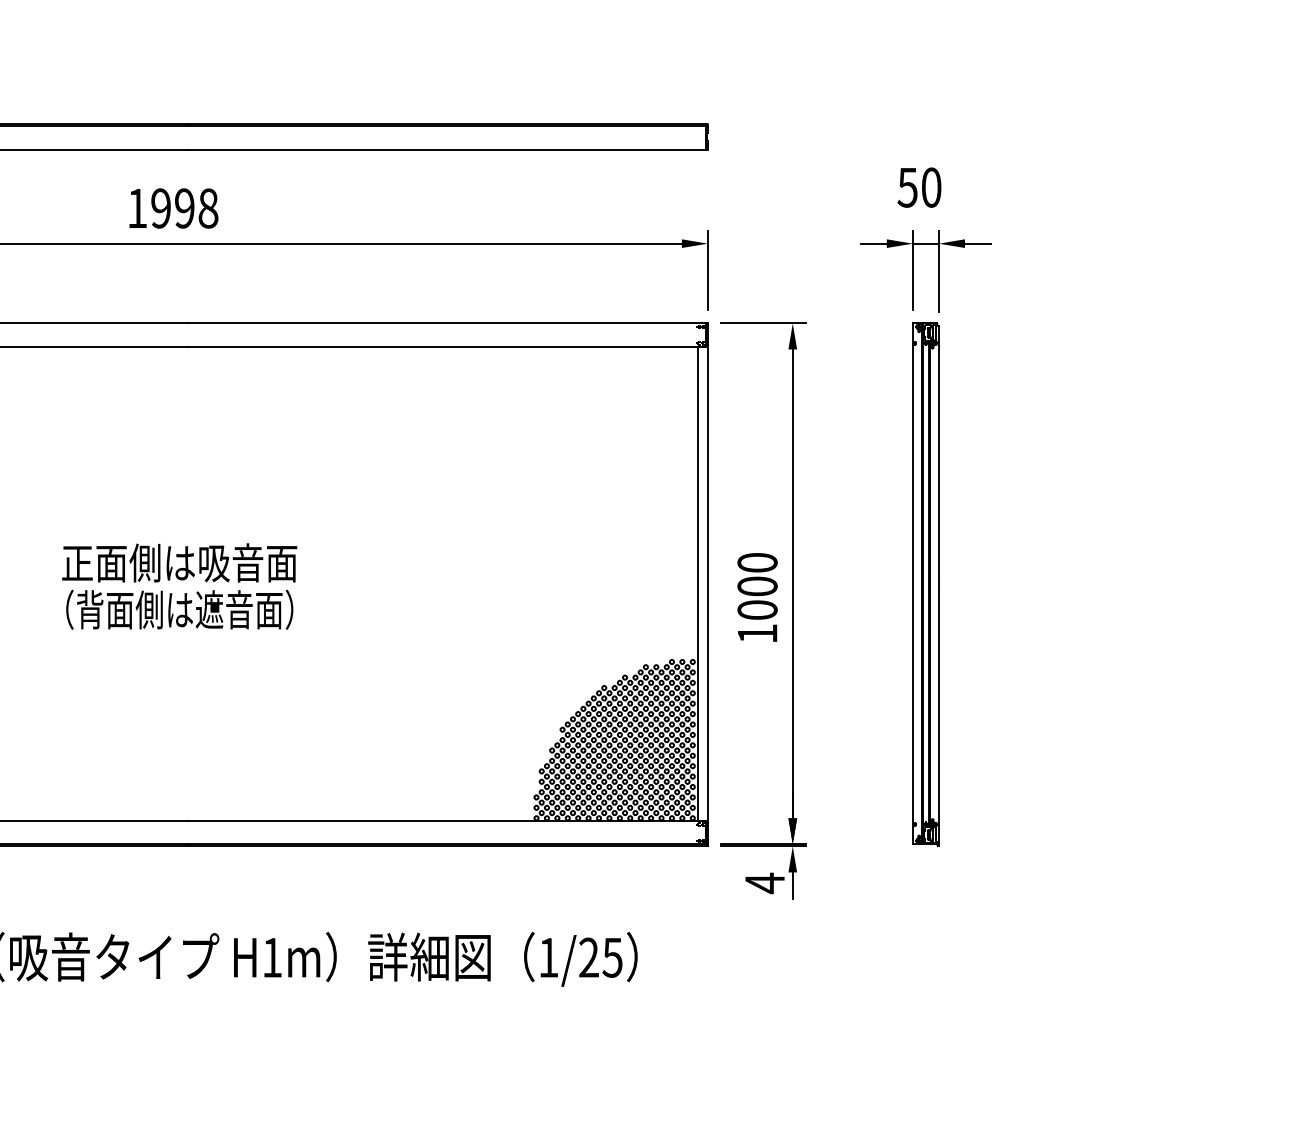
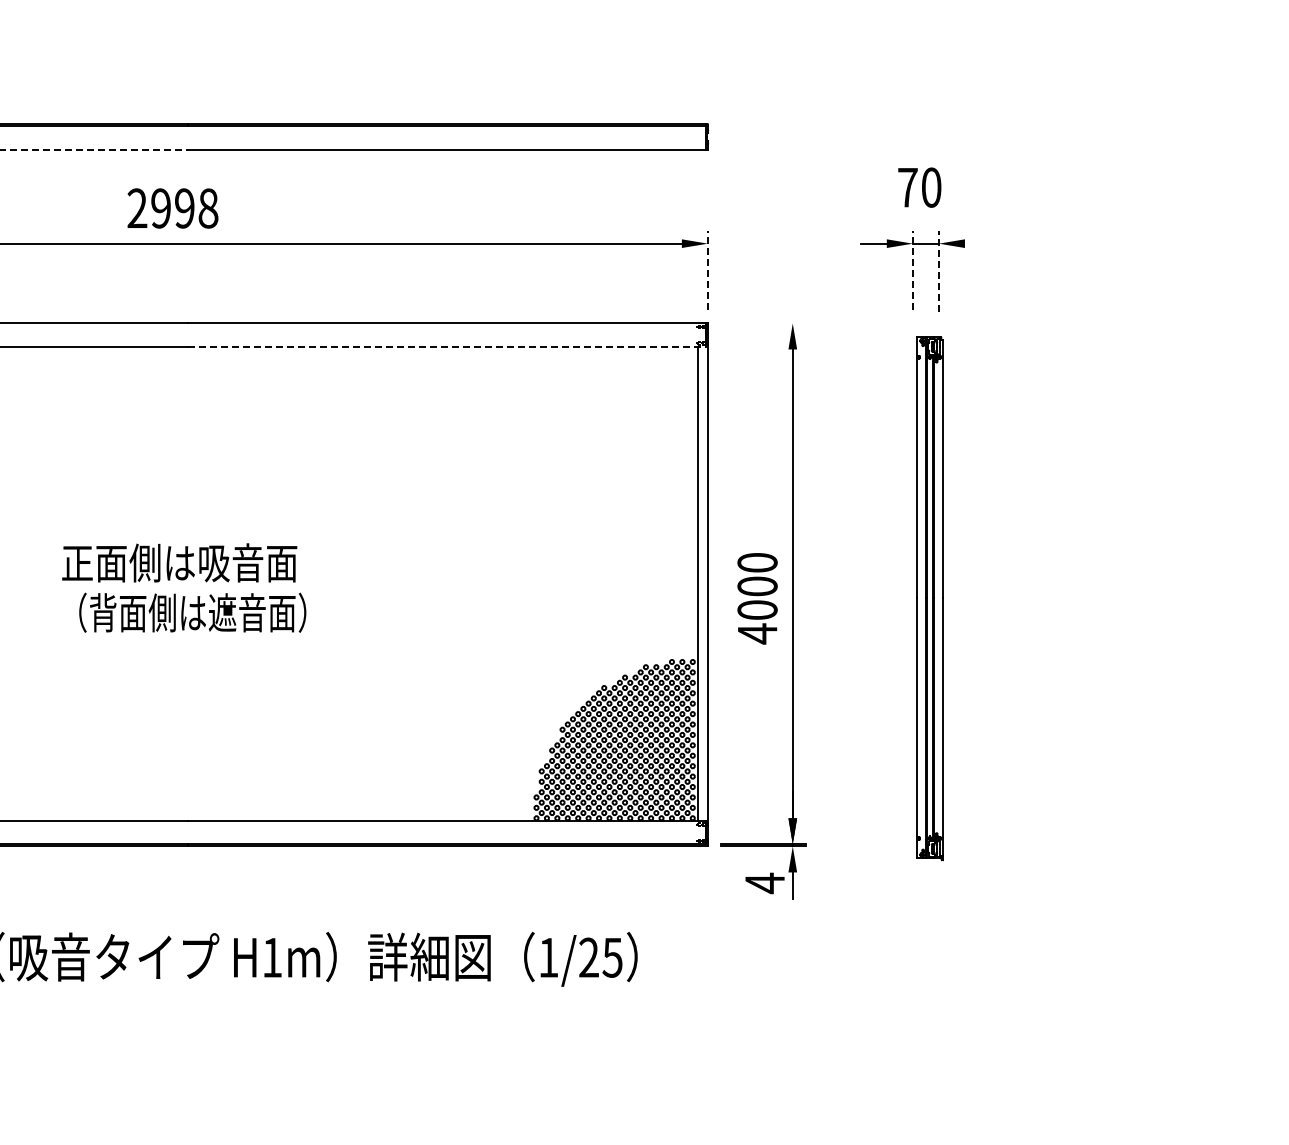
line: solid -> dashed (94, 150)
text: 50 -> 70 (907, 187)
text: 1998 -> 2998 (137, 207)
line: present -> none (977, 243)
line: solid -> dashed (707, 270)
line: solid -> dashed (912, 270)
line: solid -> dashed (938, 271)
line: present -> none (762, 323)
line: solid -> dashed (447, 346)
part position: (925, 584) -> (929, 598) (929, 598)
text position: (179, 609) -> (192, 612) (192, 612)
text: 1000 -> 4000 (757, 633)
